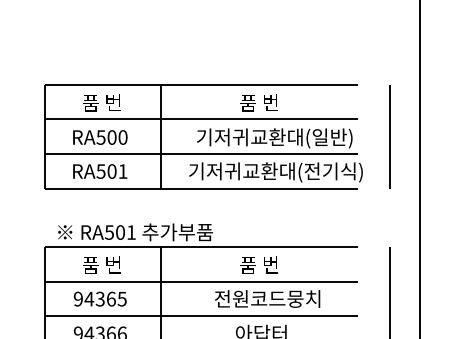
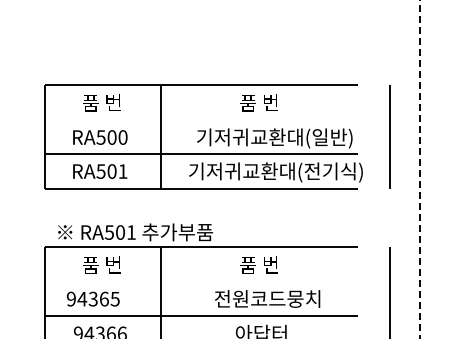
line: present -> none (216, 119)
line: solid -> dashed (419, 169)
line: present -> none (216, 281)
text position: (99, 298) -> (92, 298) (92, 298)
